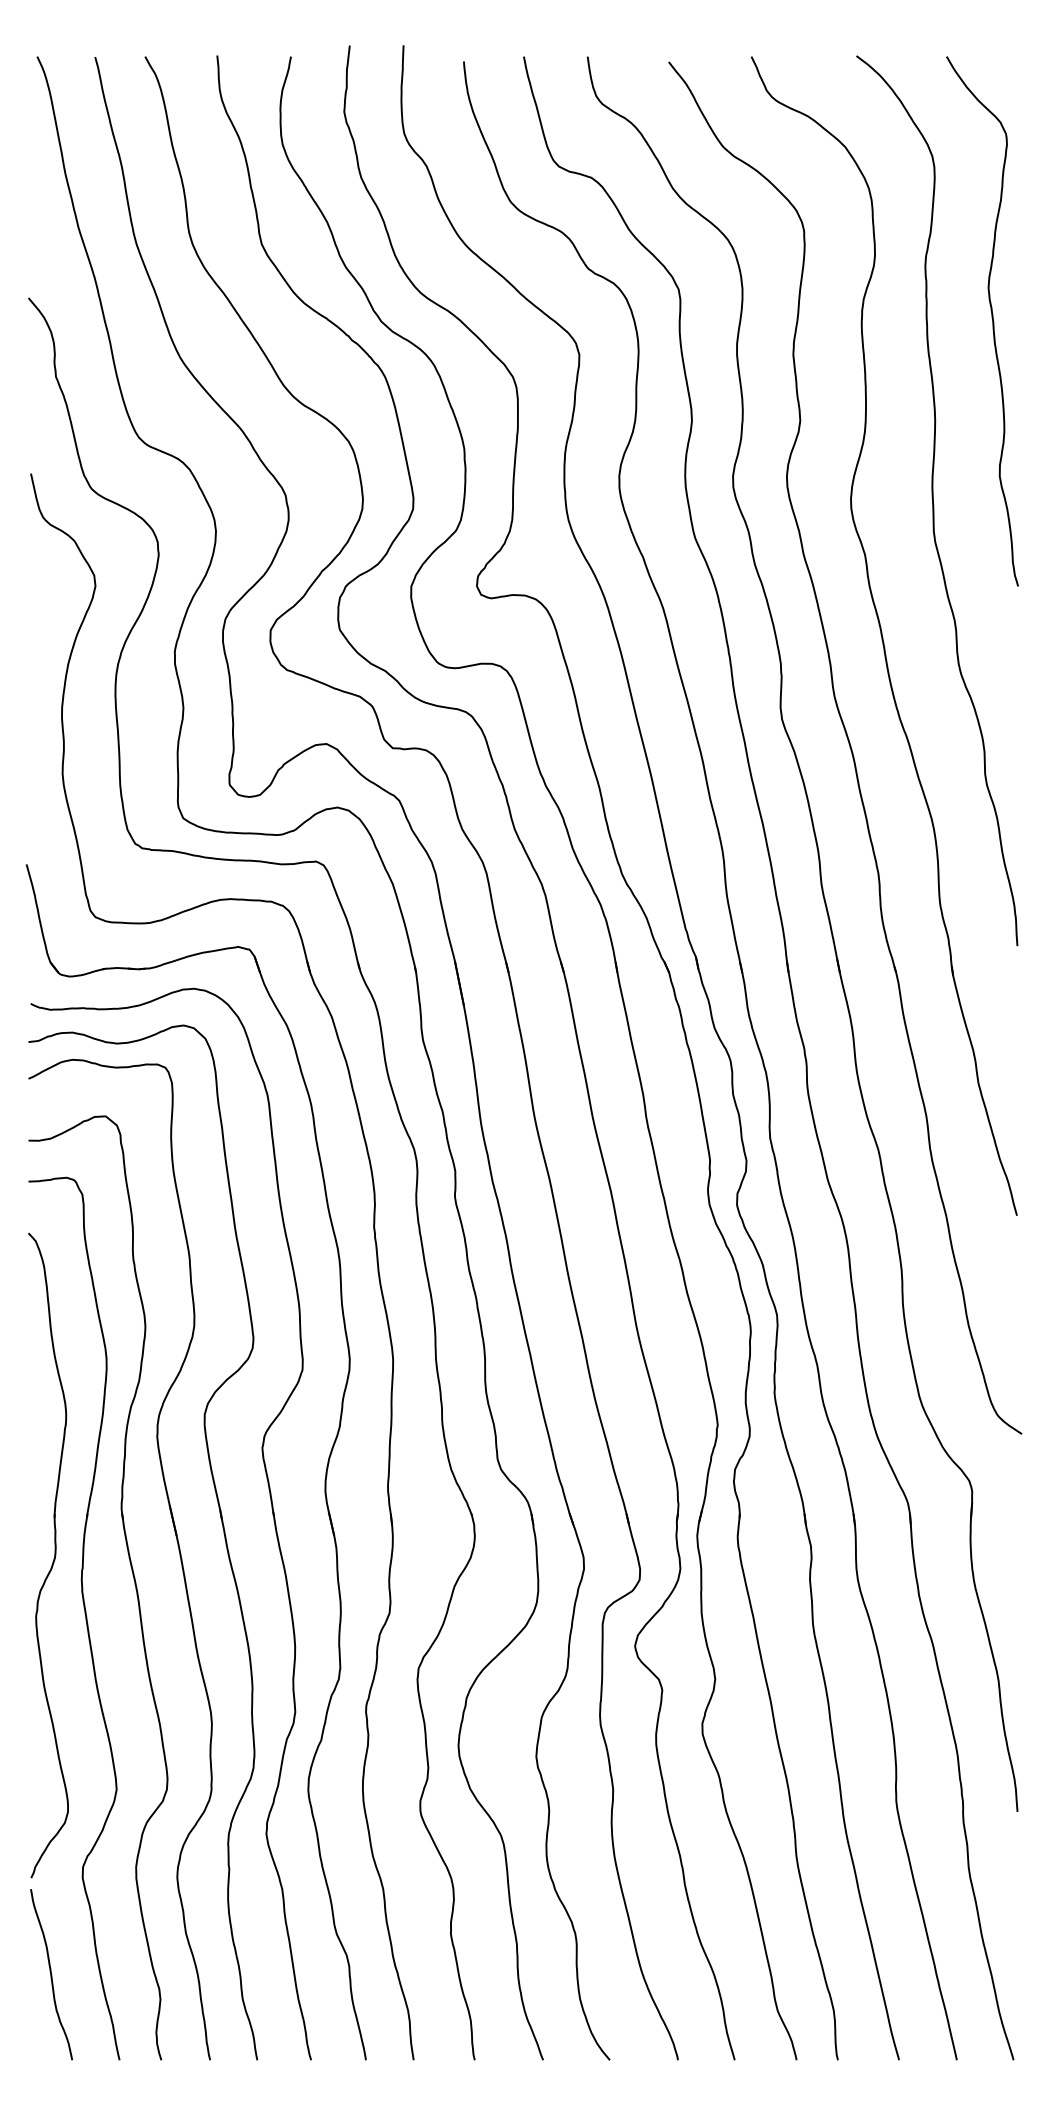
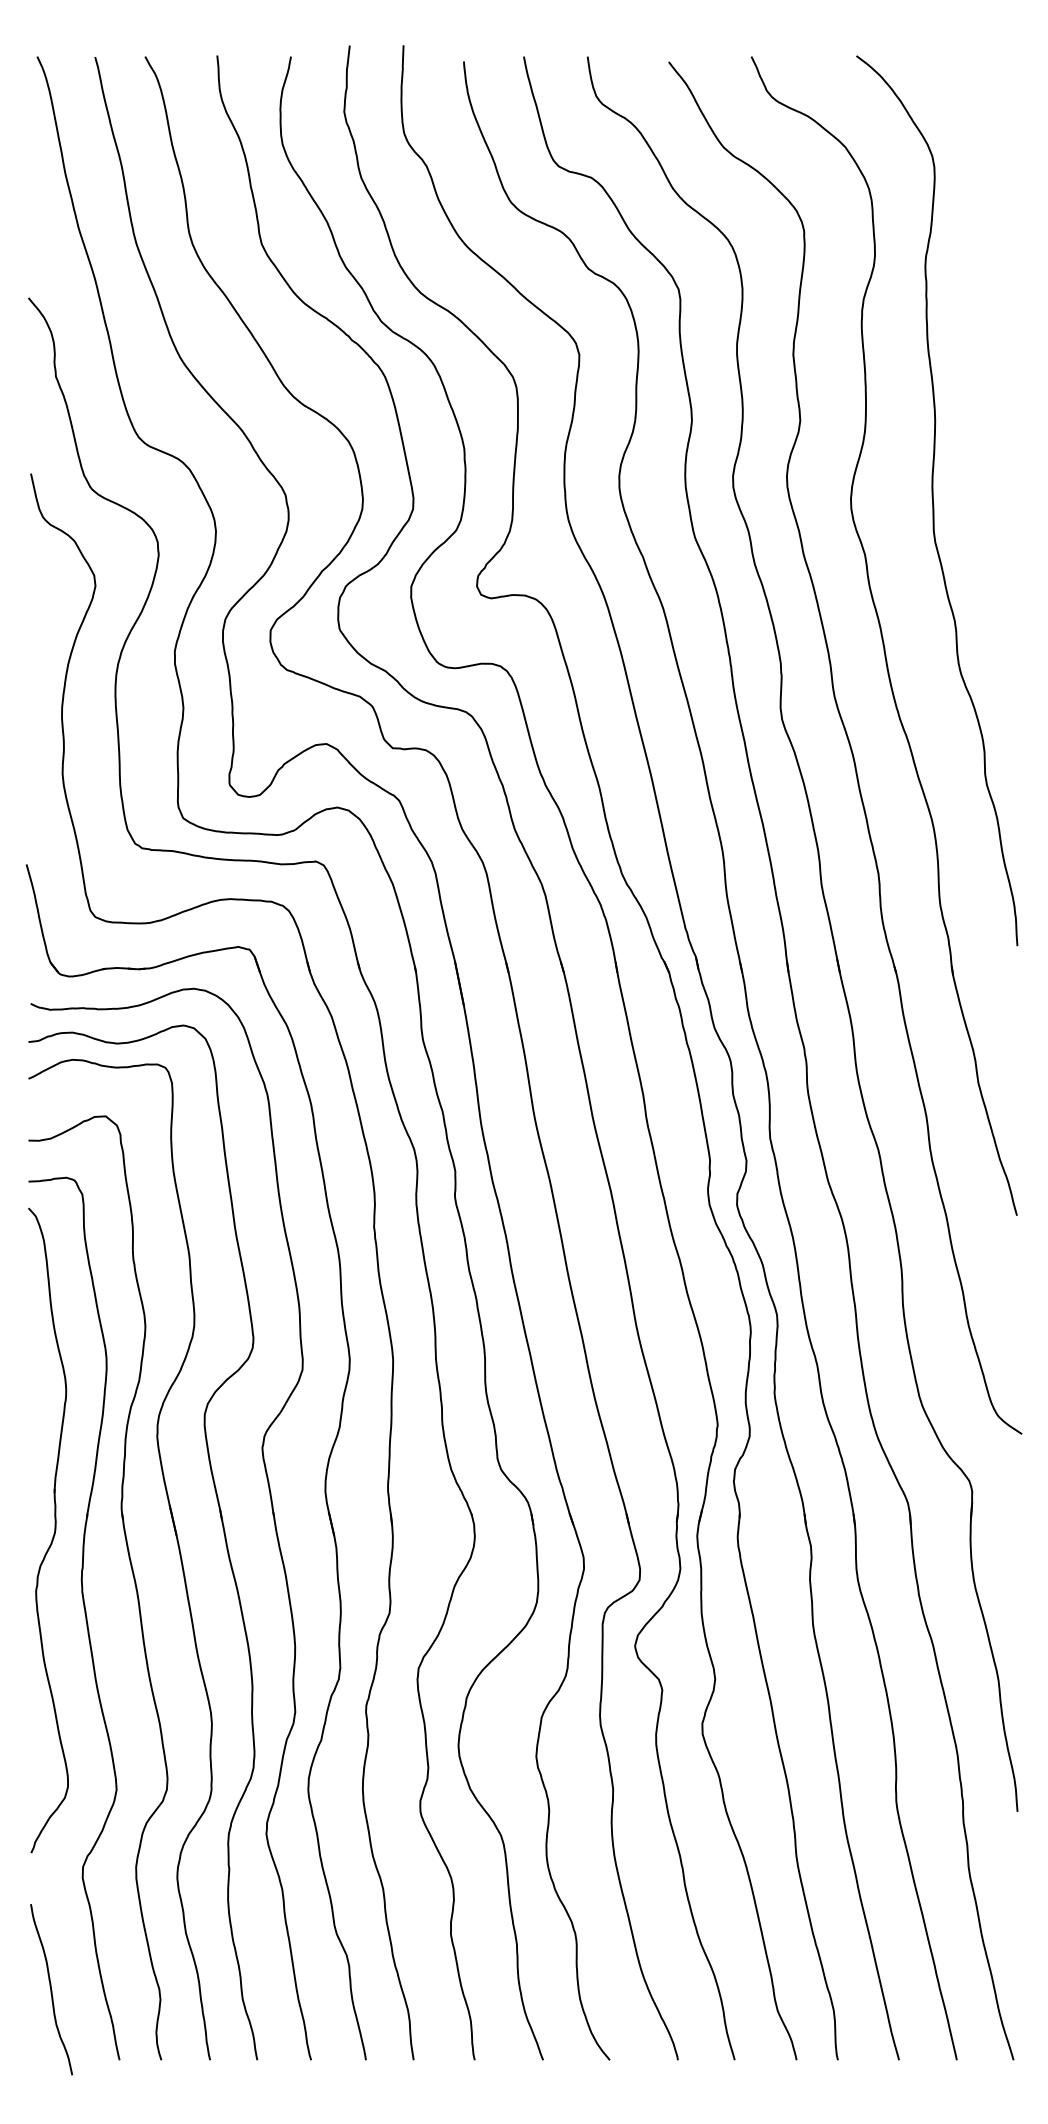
curve: present -> none (991, 318)
part position: (48, 1555) -> (48, 1530) (48, 1530)
curve position: (51, 1974) -> (51, 1989) (51, 1989)
